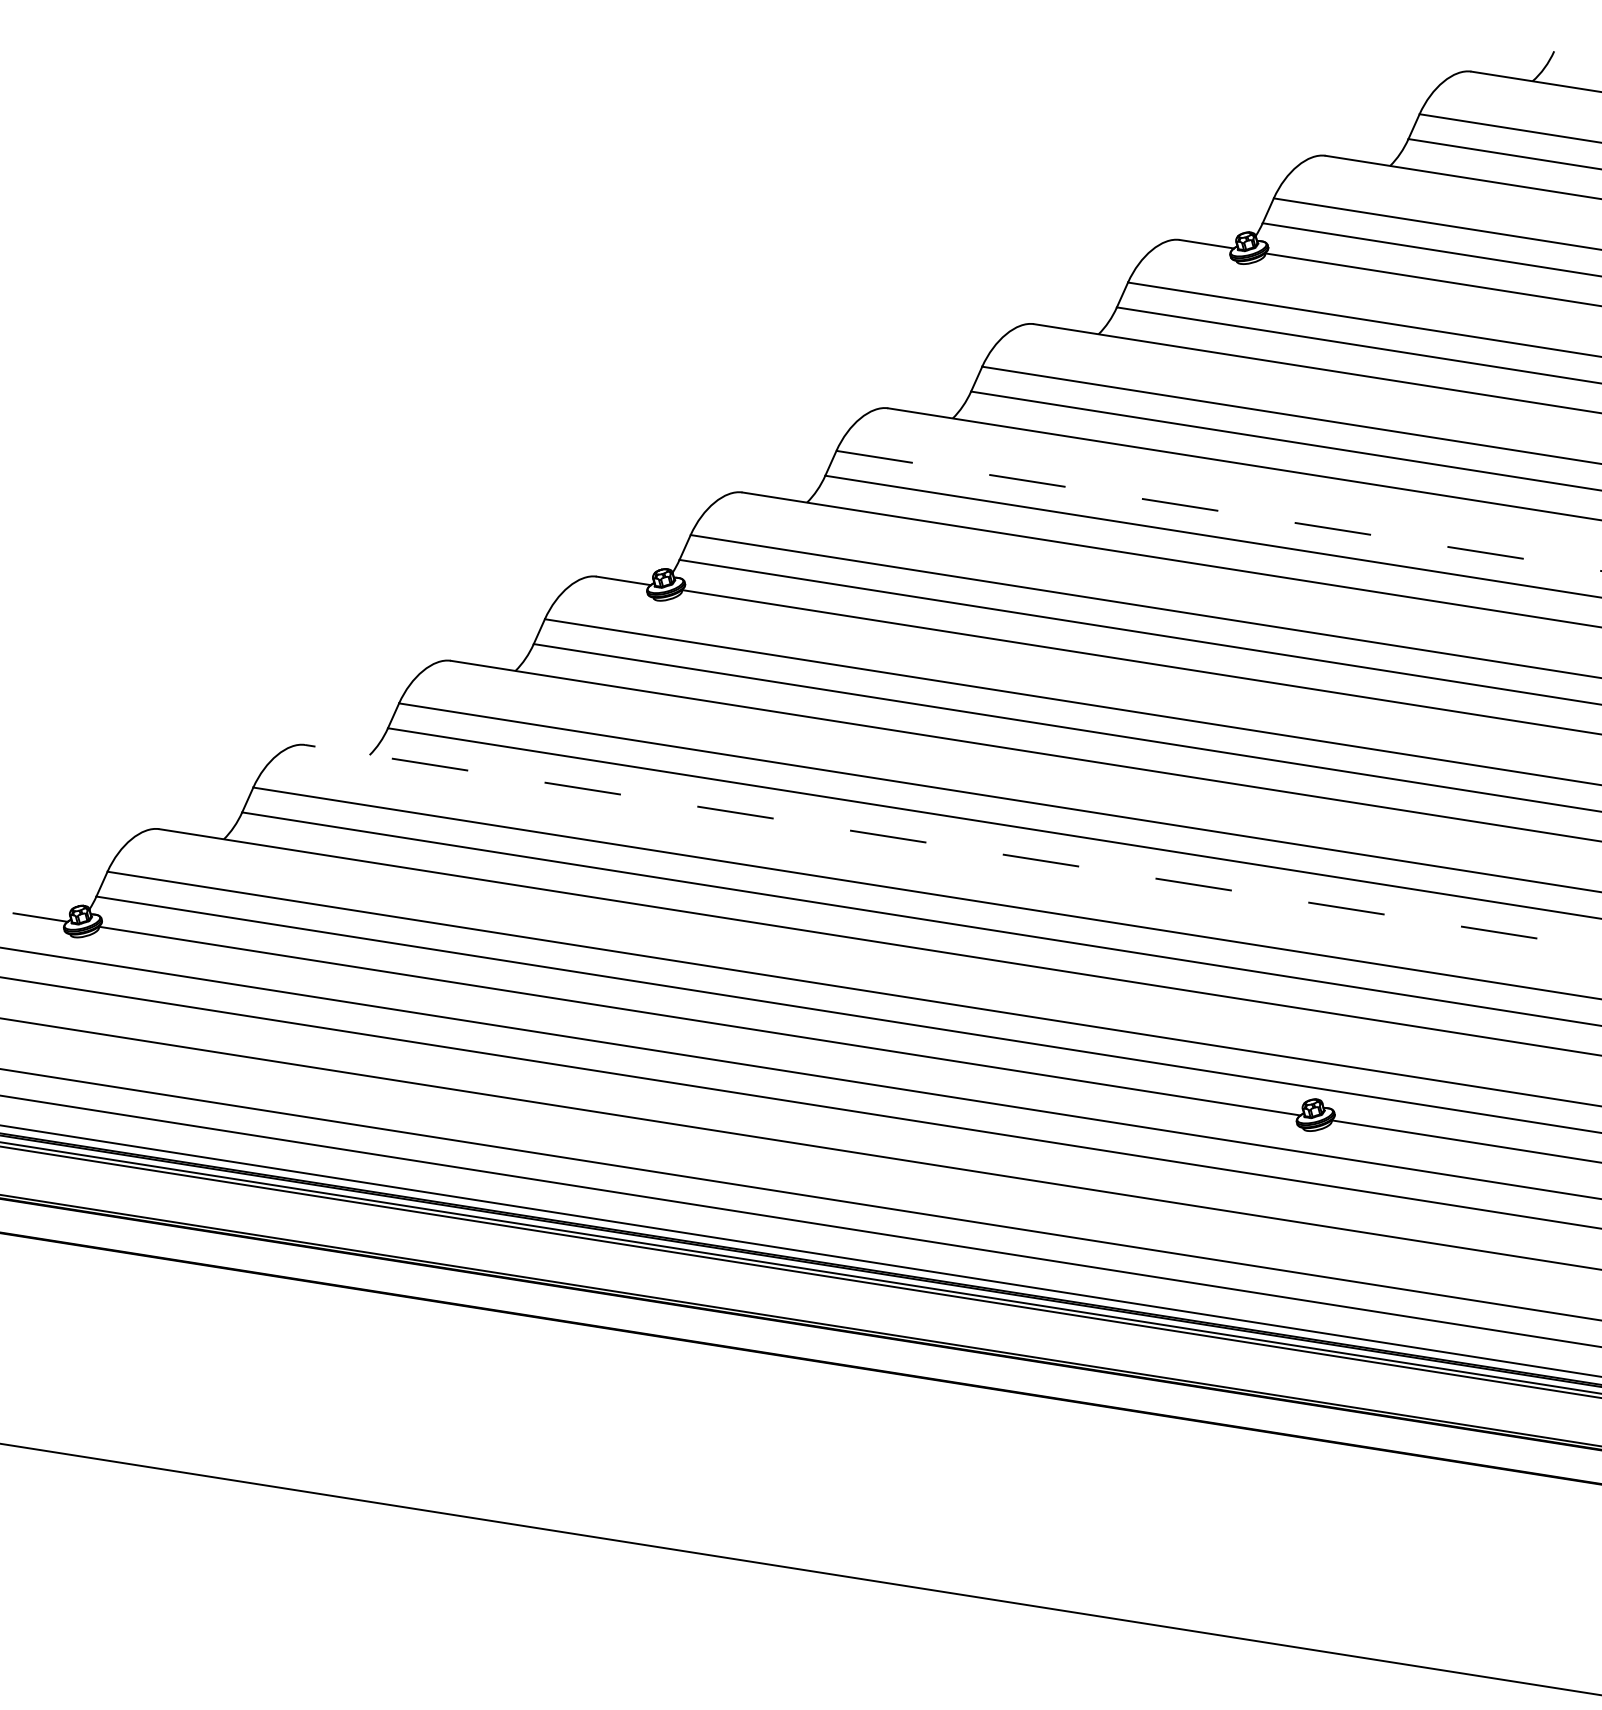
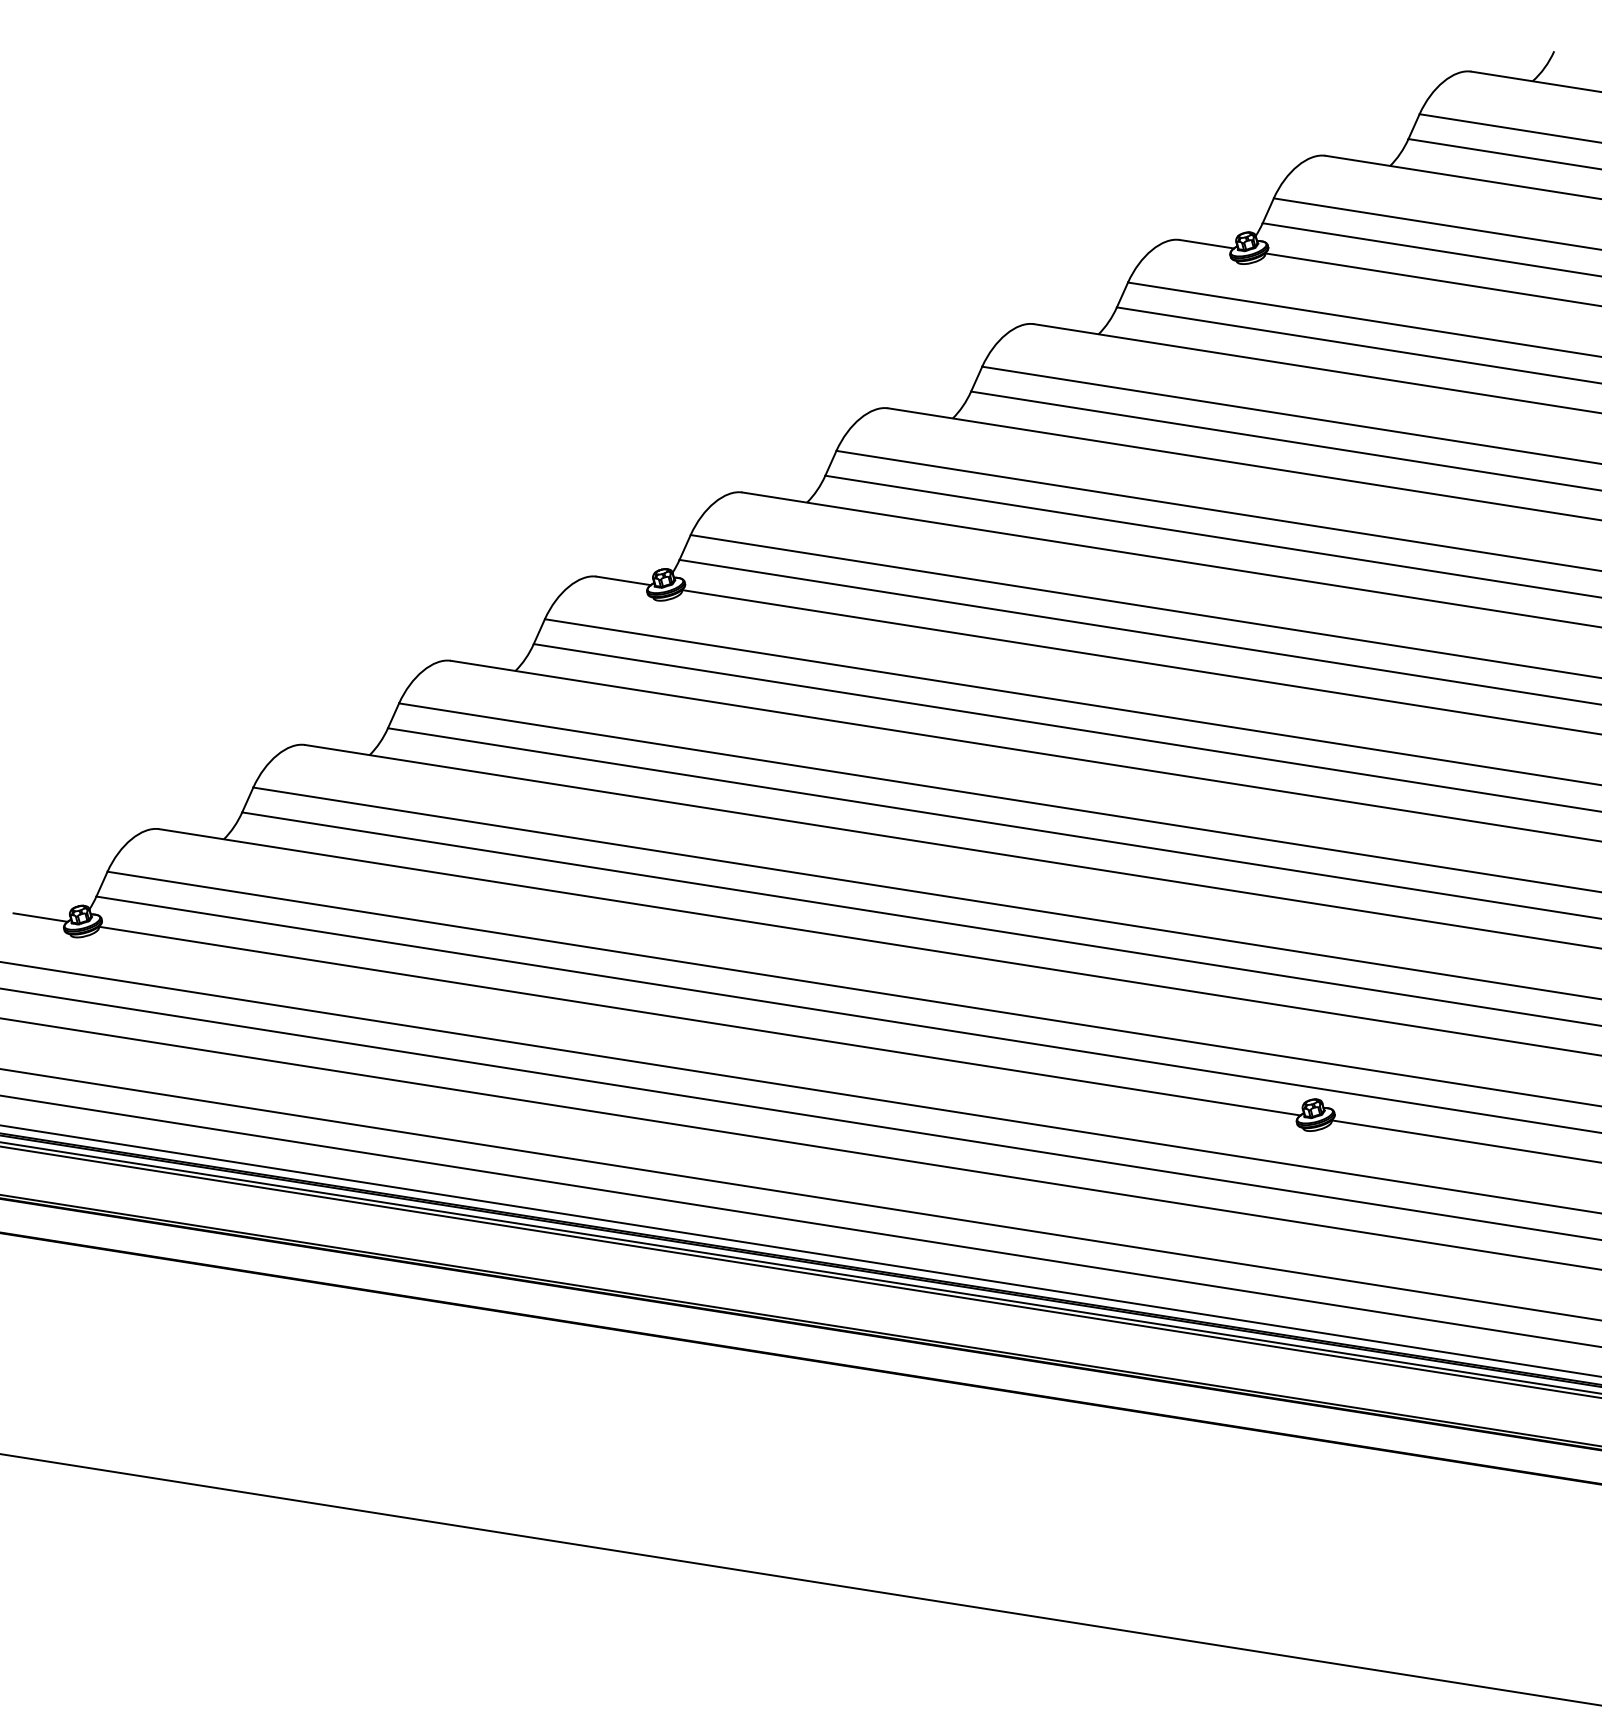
line: dashed -> solid (1219, 511)
line: dashed -> solid (953, 846)
line position: (800, 1072) -> (800, 1087) (800, 1087)
line position: (800, 1102) -> (800, 1113) (800, 1113)
line position: (800, 1569) -> (800, 1579) (800, 1579)
